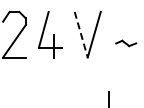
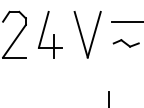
line: none -> present (126, 22)
line: dashed -> solid (81, 34)
part size: 23x9 px -> 28x9 px (125, 43)
